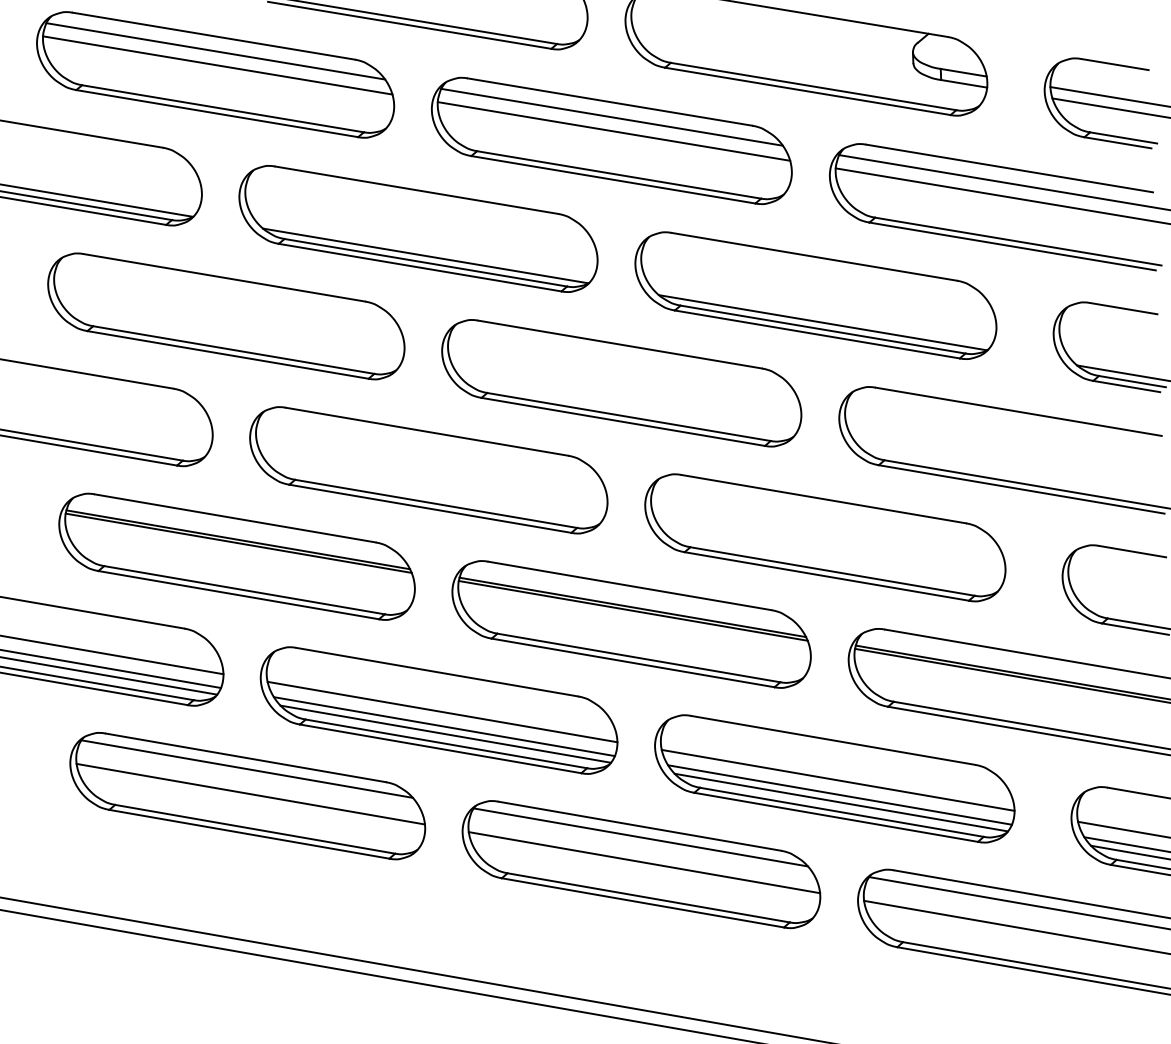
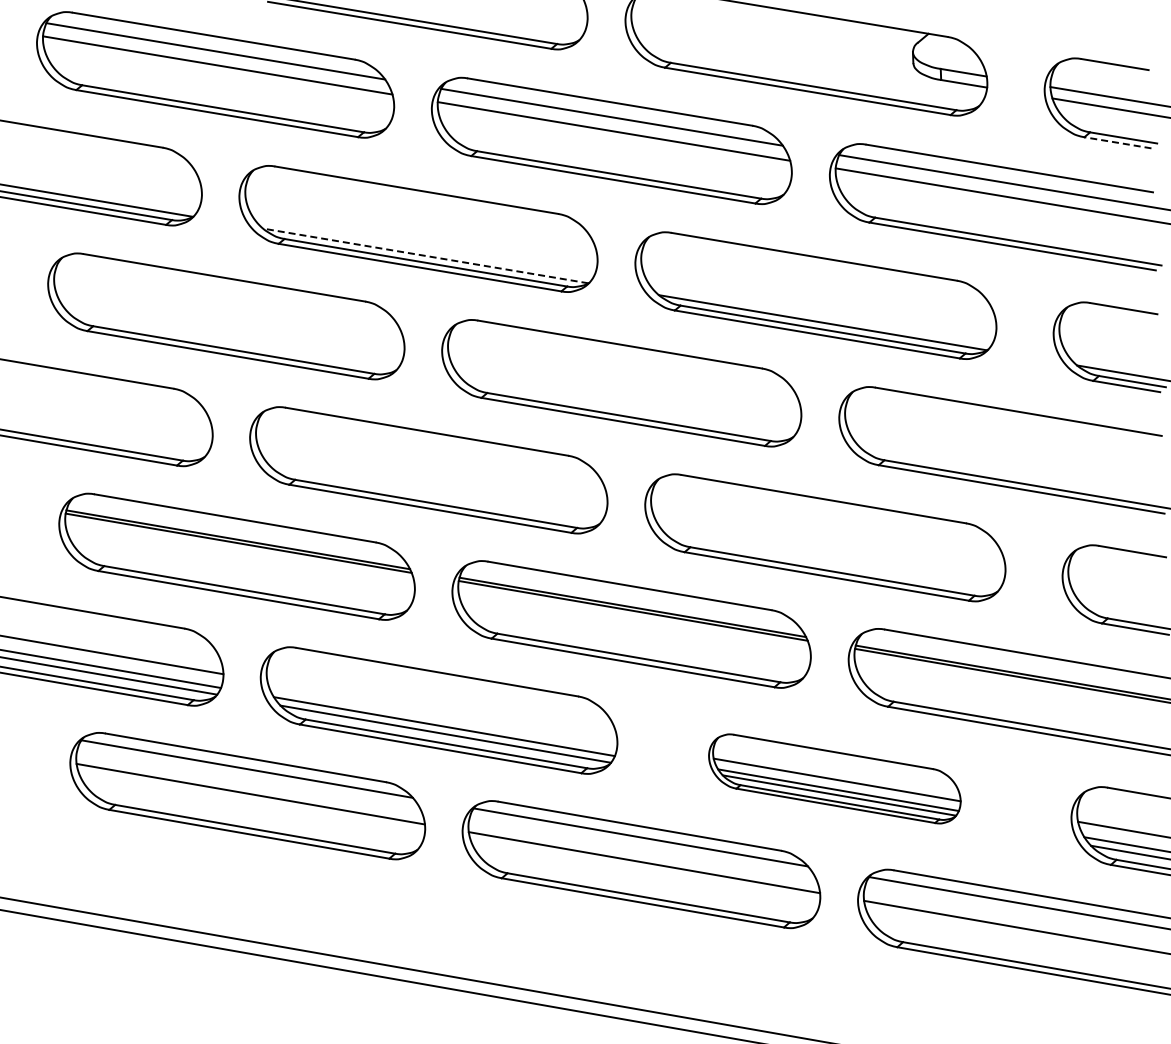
line: solid -> dashed (1117, 142)
line: solid -> dashed (425, 255)
line: present -> none (442, 711)
part size: 362x130 px -> 254x92 px (834, 778)
